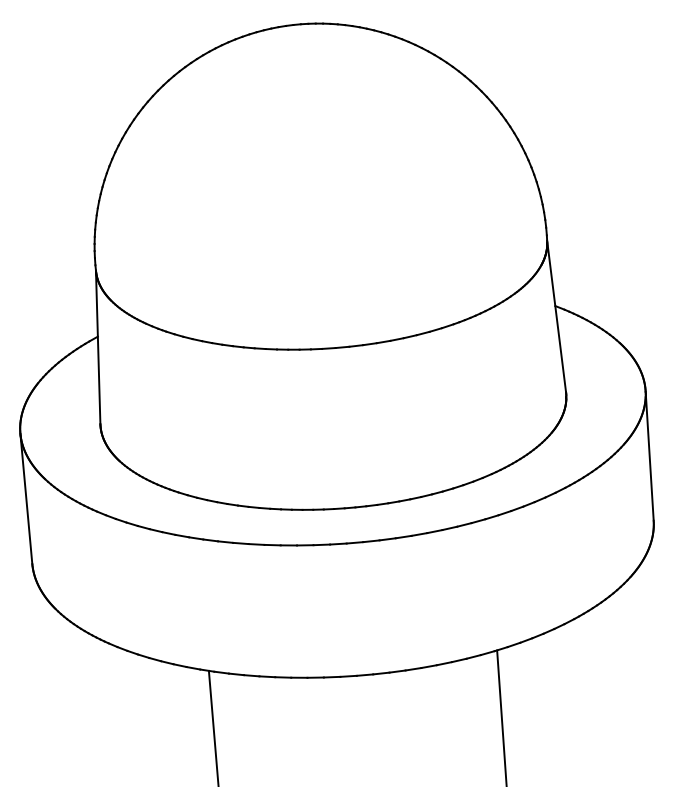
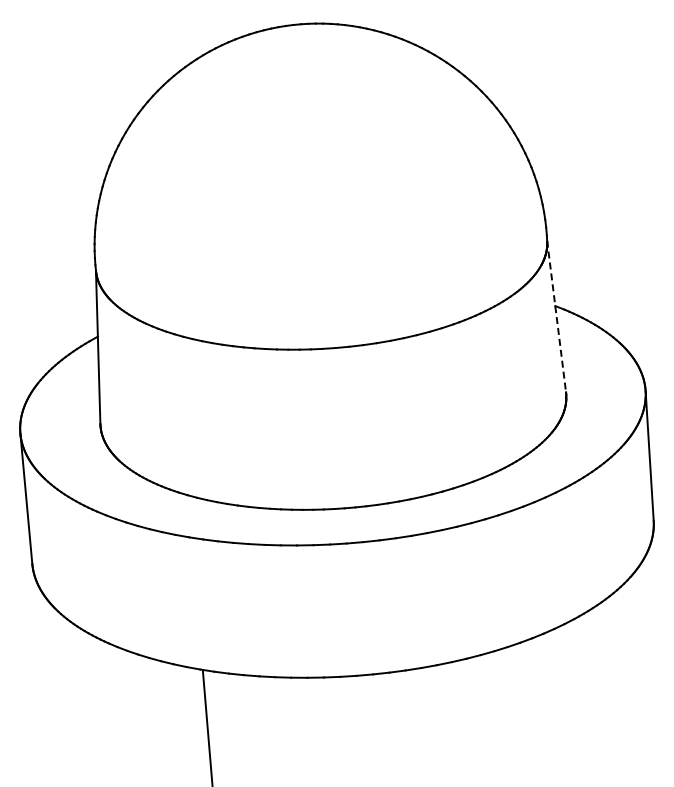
line: solid -> dashed (556, 316)
line: present -> none (501, 716)
line position: (213, 726) -> (207, 726) (207, 726)
